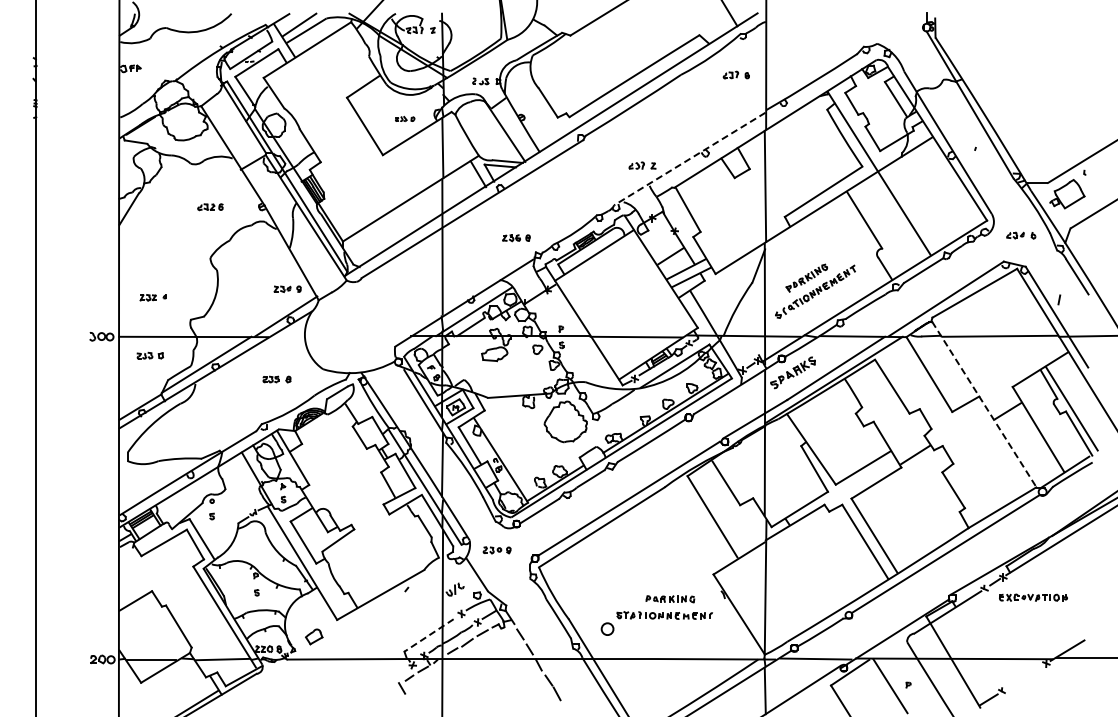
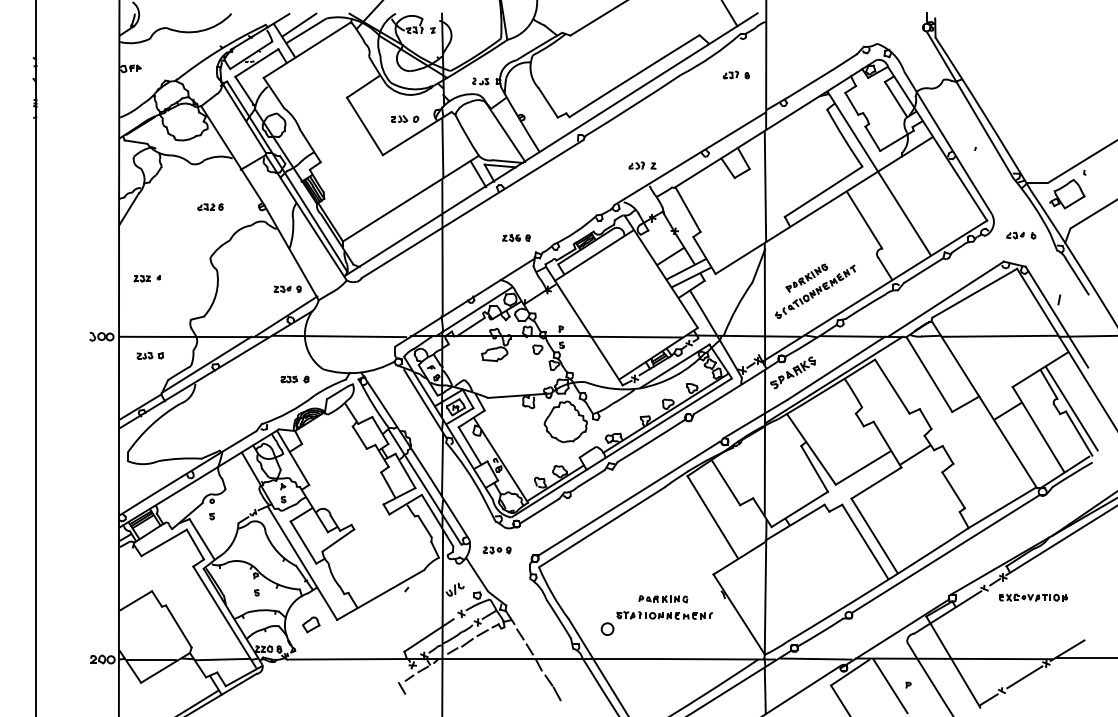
part size: 21x6 px -> 29x8 px (405, 118)
line: dashed -> solid (689, 159)
part position: (152, 297) -> (146, 278) (146, 278)
line: none -> present (339, 336)
part position: (276, 379) -> (294, 379) (294, 379)
line: dashed -> solid (984, 405)
part position: (670, 599) -> (663, 599) (663, 599)
line: dashed -> solid (428, 635)
part position: (314, 636) -> (311, 624) (311, 624)
line: none -> present (1024, 677)
